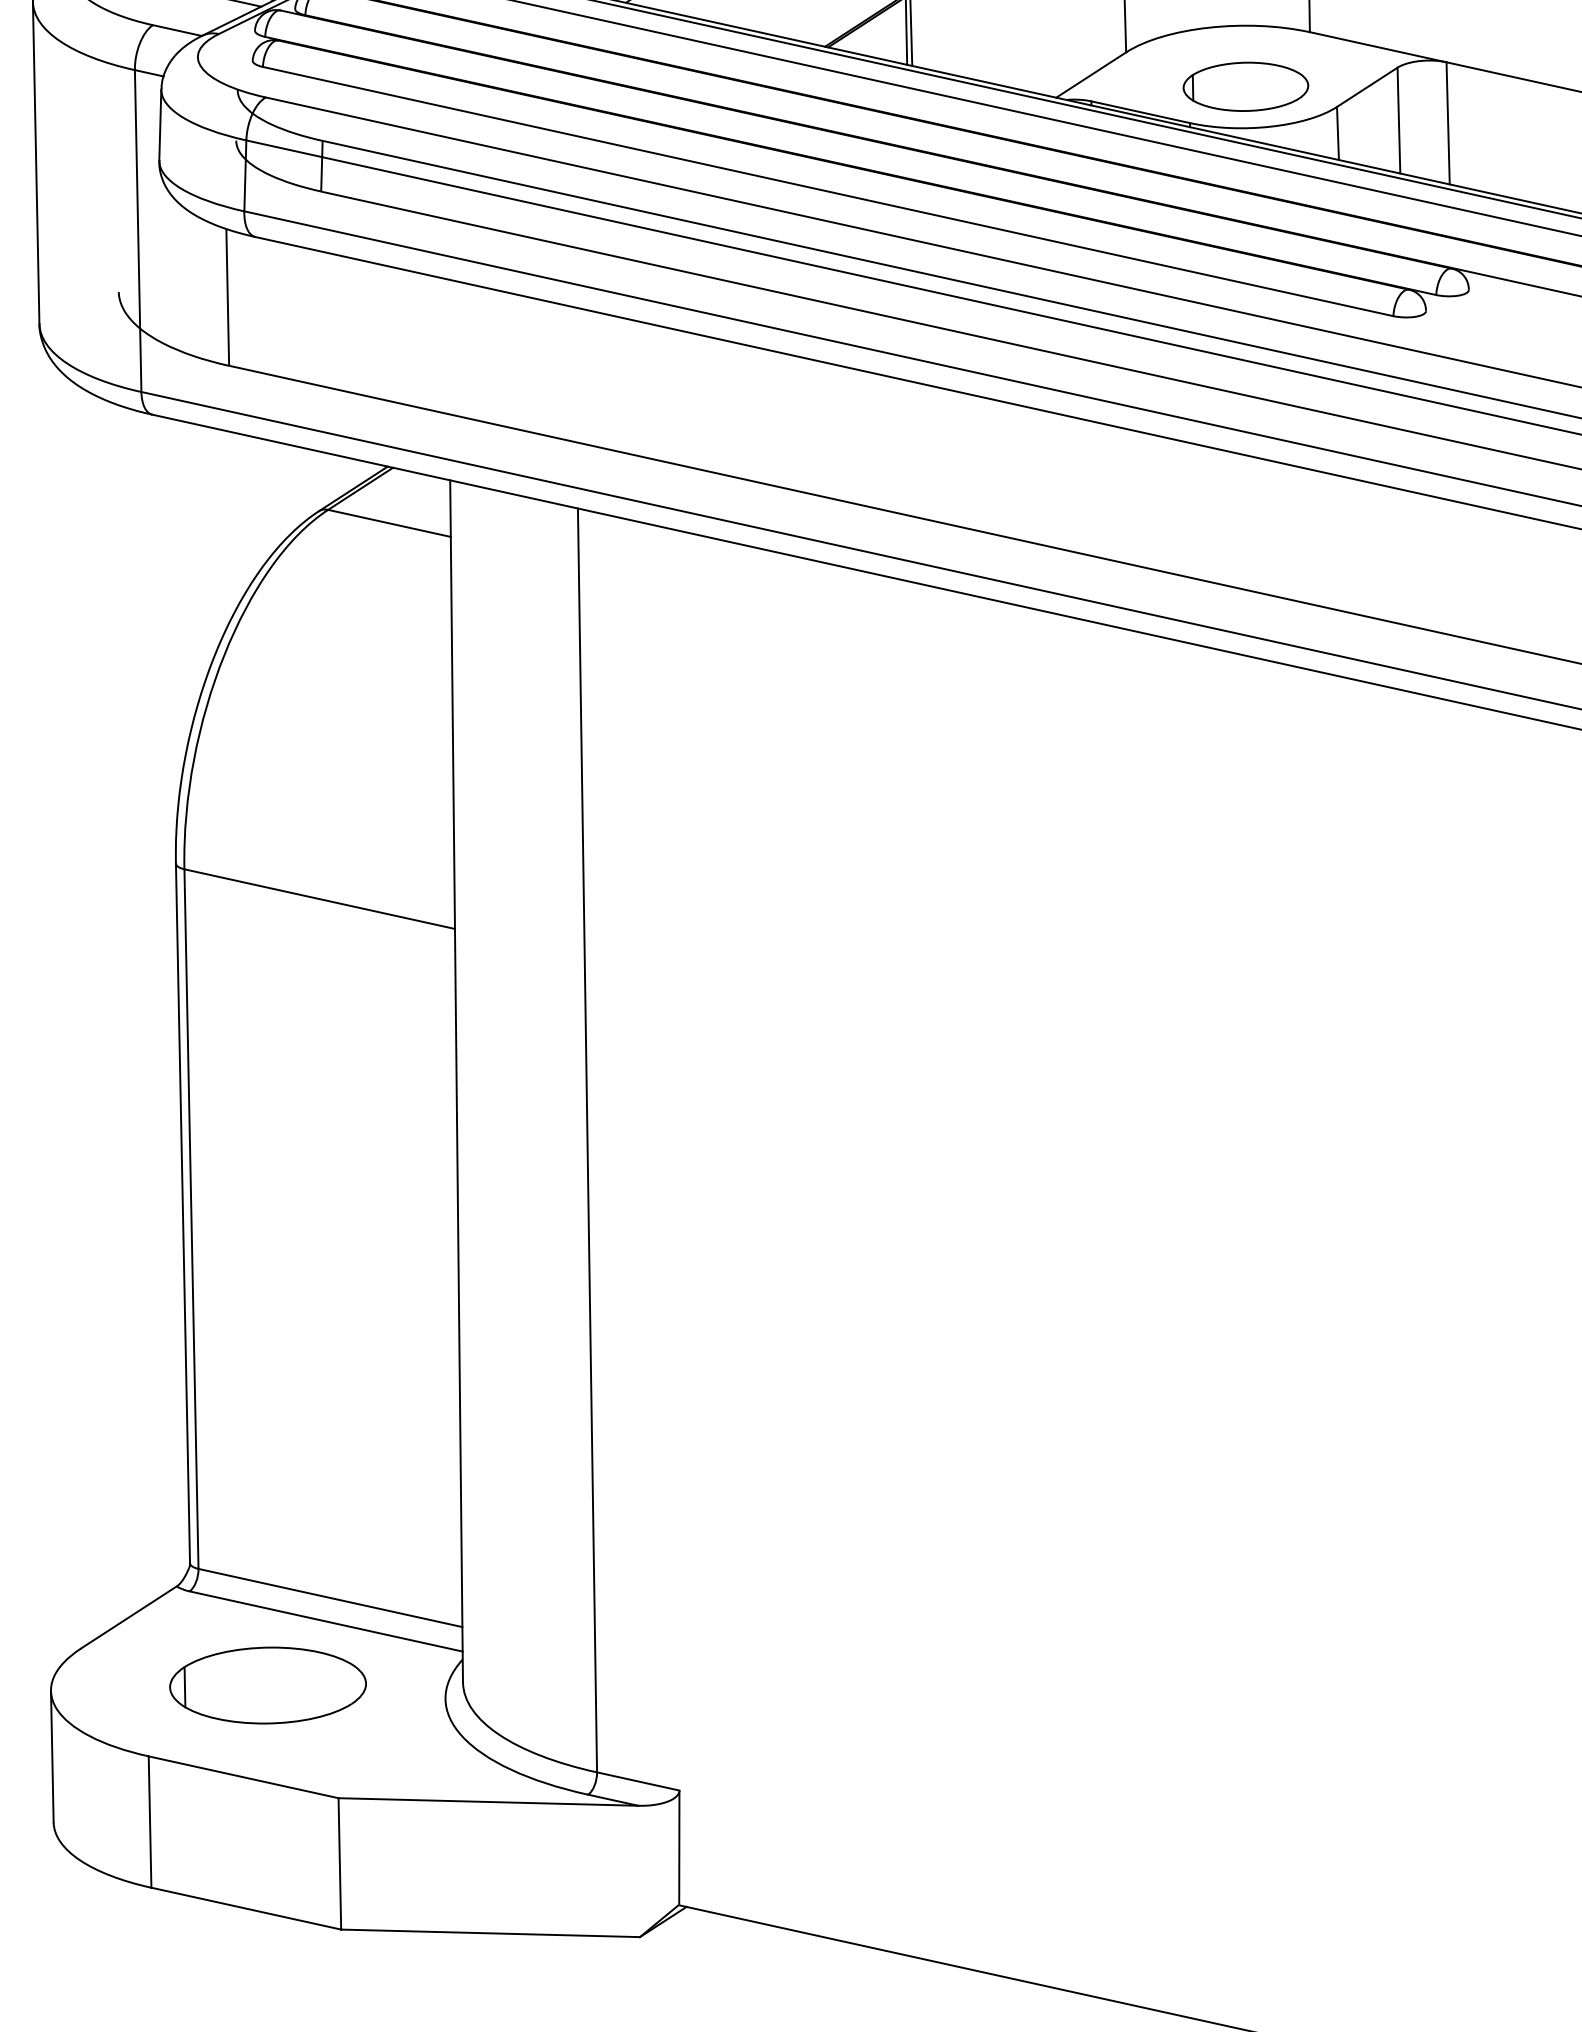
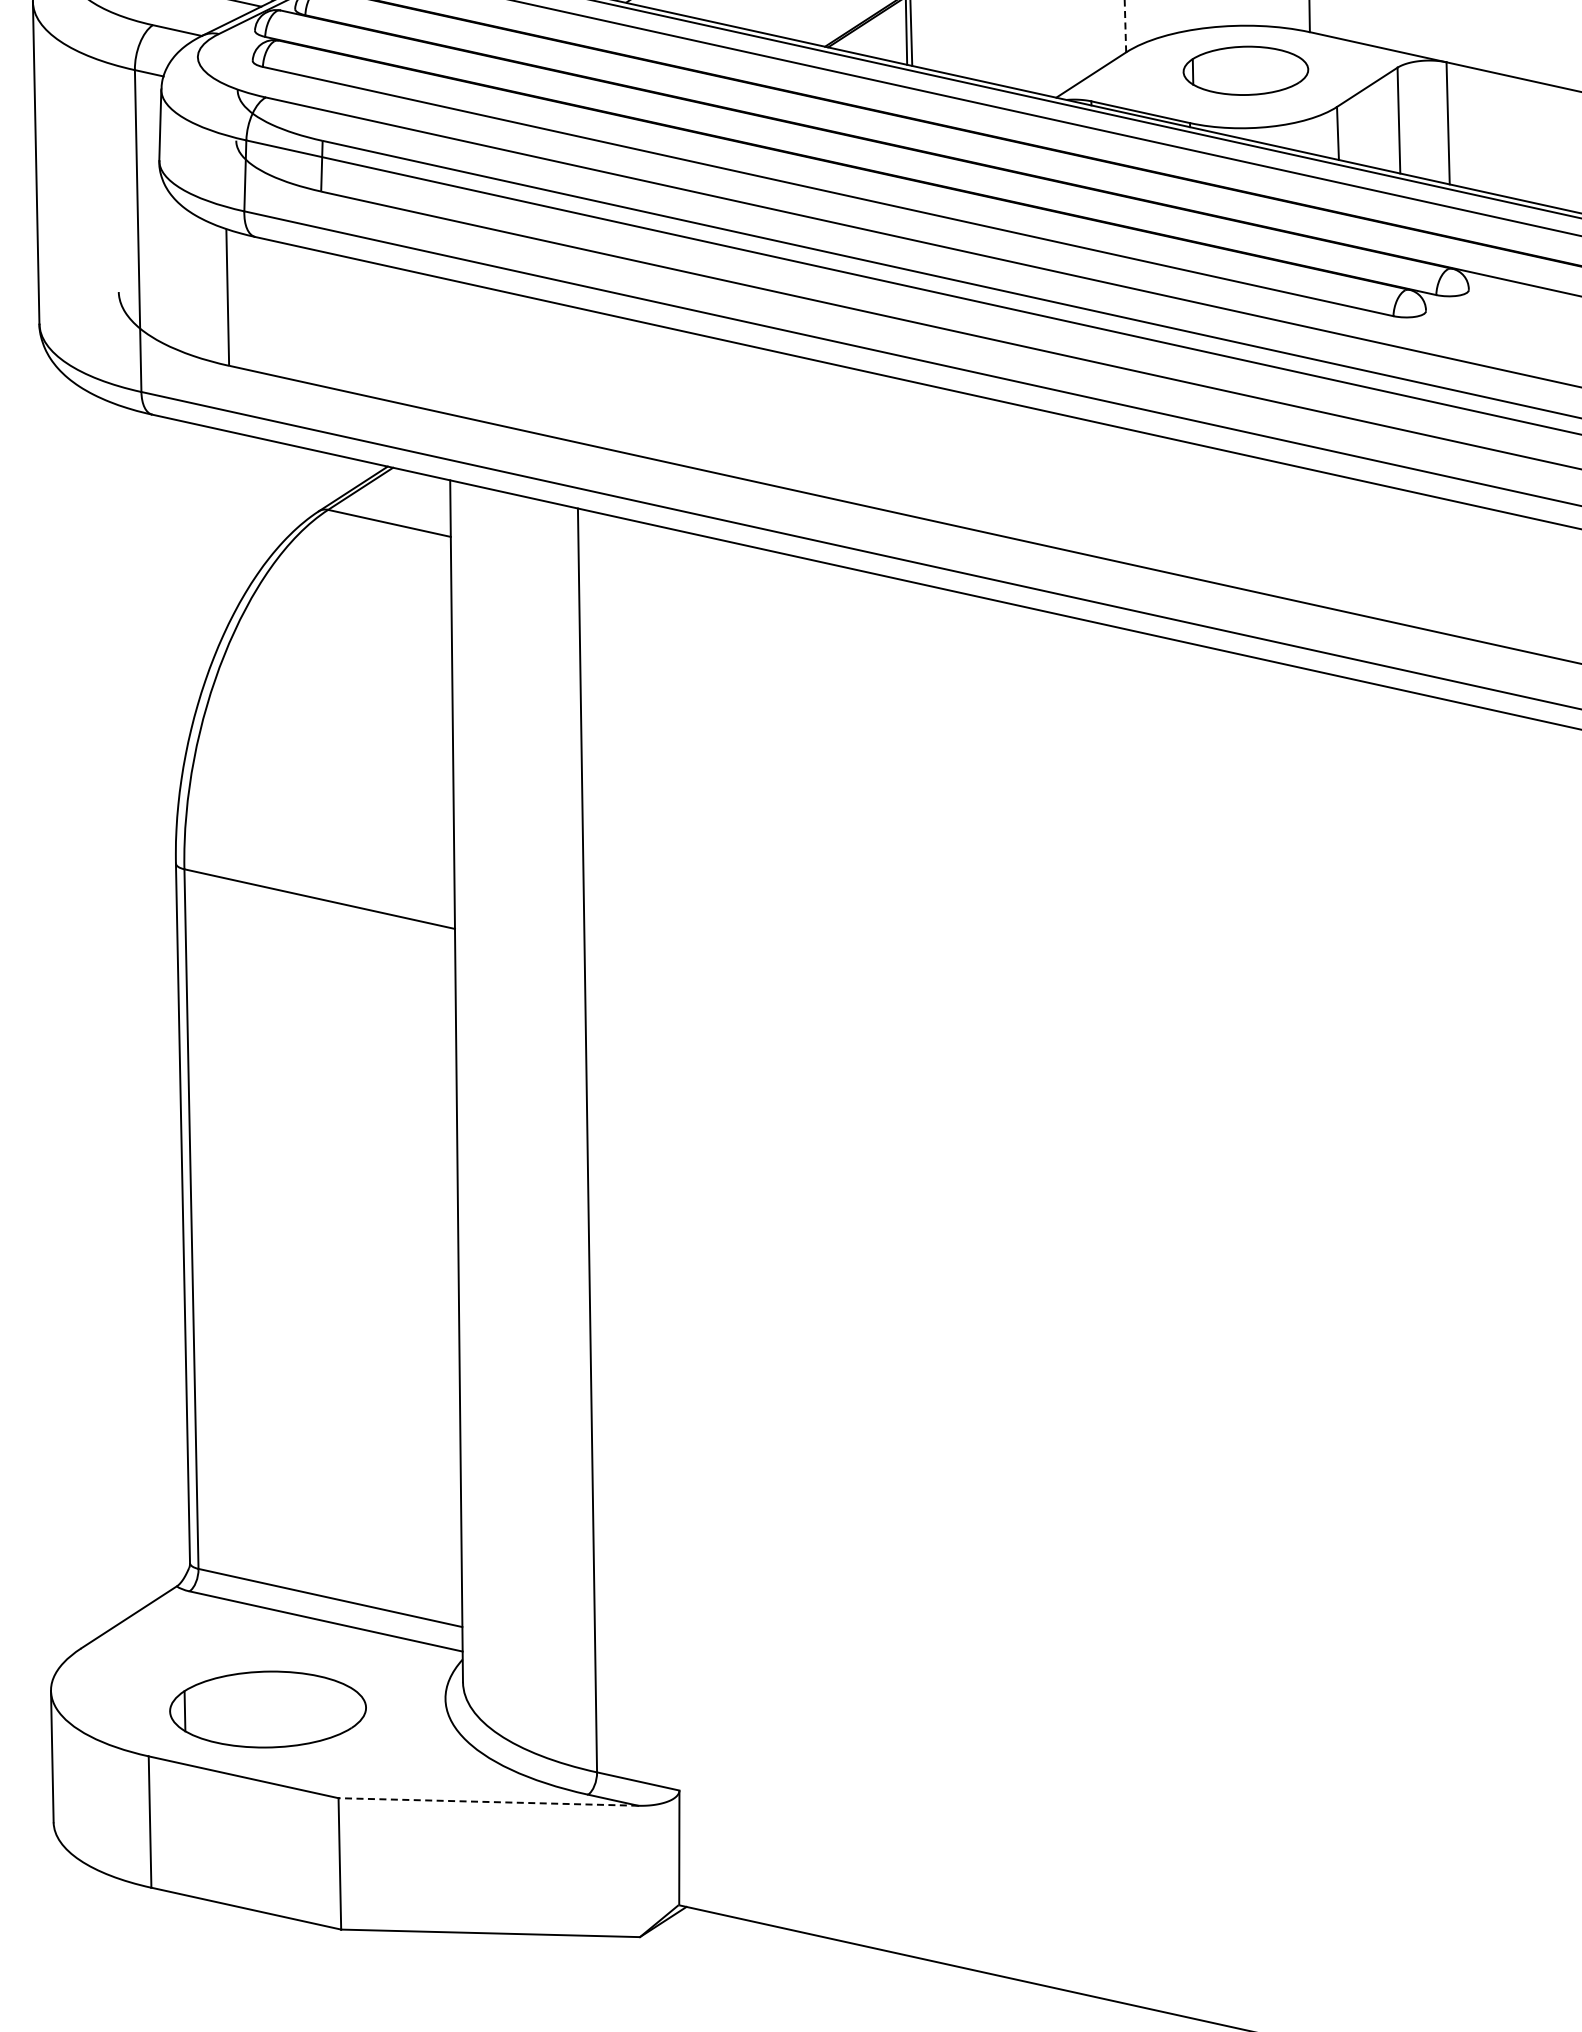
line: solid -> dashed (1125, 26)
part position: (1245, 86) -> (1245, 70) (1245, 70)
part position: (267, 1685) -> (267, 1709) (267, 1709)
line: solid -> dashed (488, 1801)
